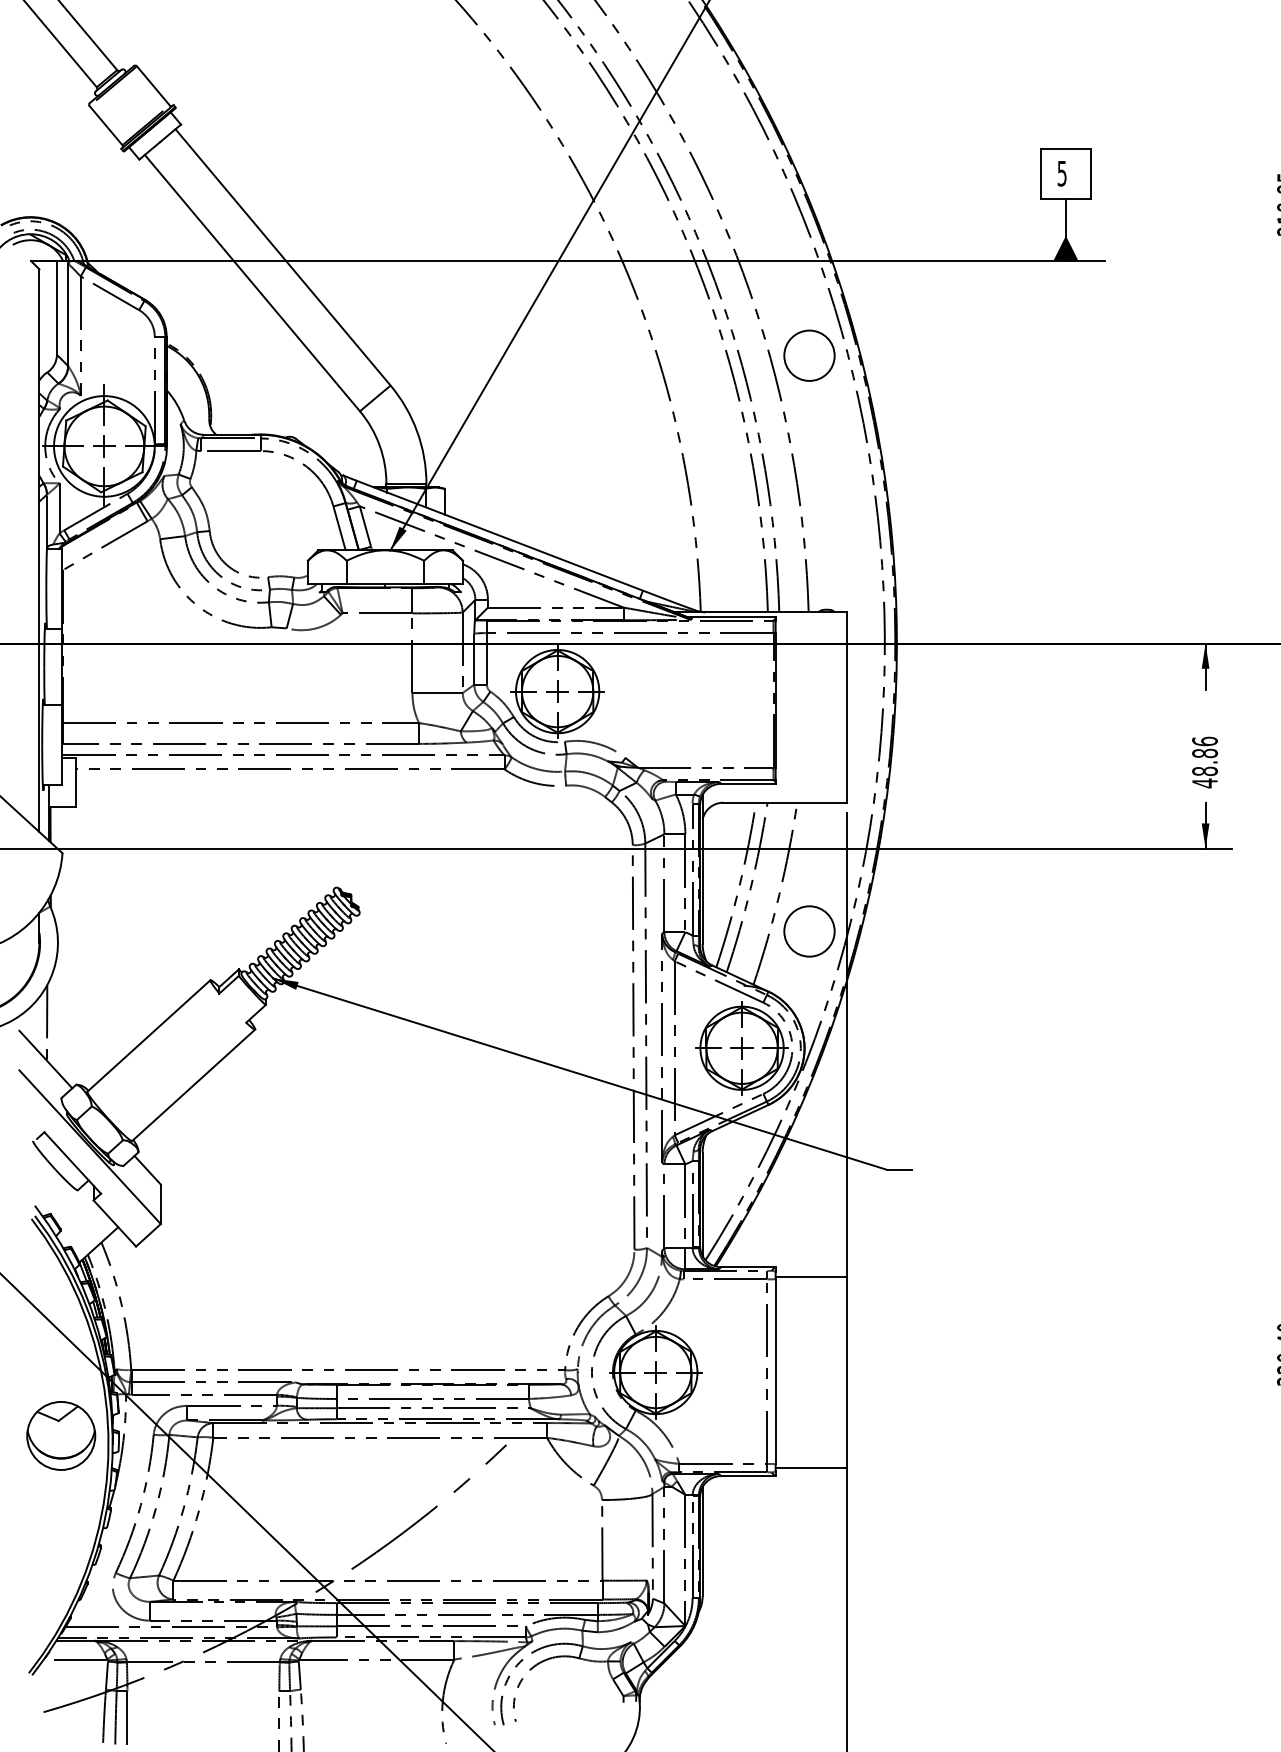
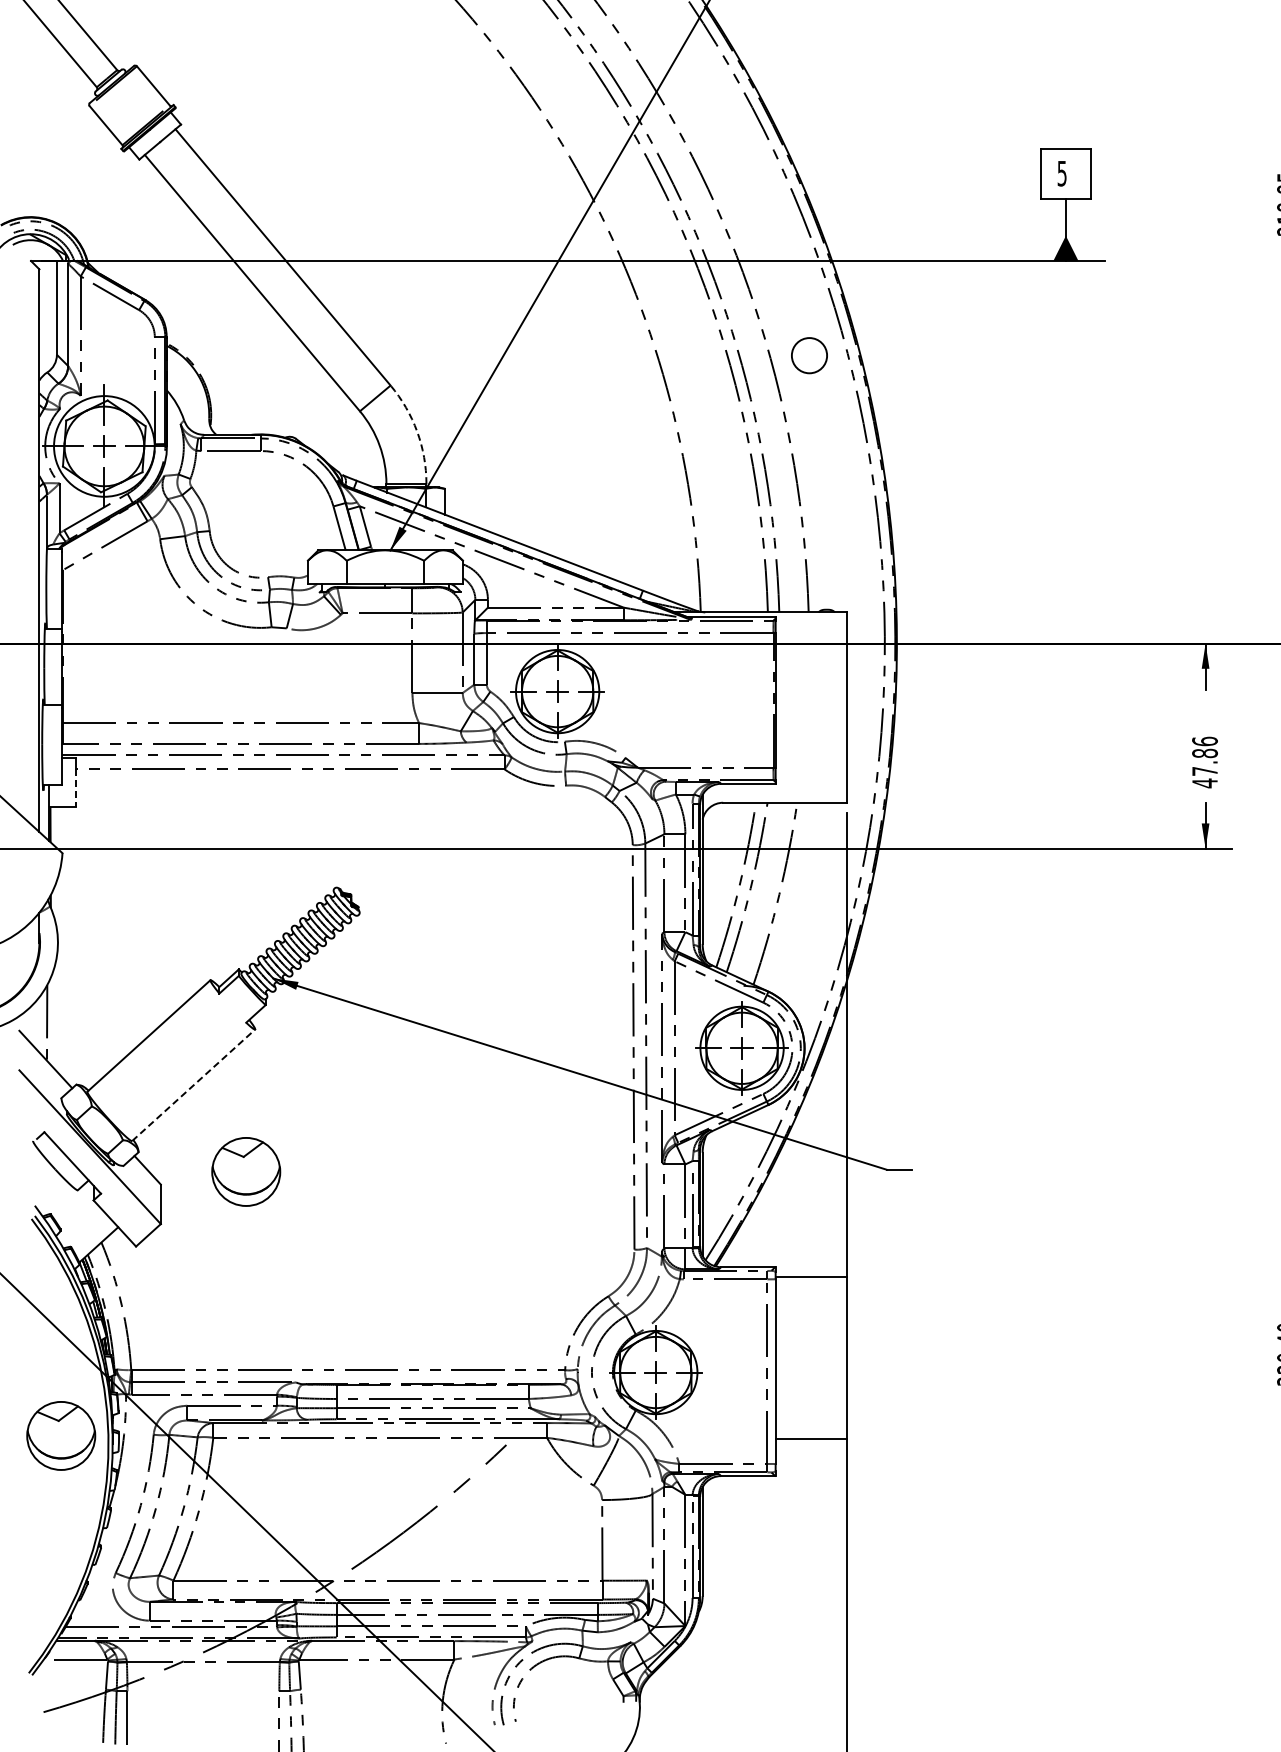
circle size: 53x53 px -> 37x38 px (809, 355)
arc: solid -> dashed (417, 431)
text: 48.86 -> 47.86 (1204, 771)
line: solid -> dashed (76, 788)
circle: present -> none (809, 931)
line: solid -> dashed (194, 1084)
part: none -> present (246, 1171)
line position: (810, 1467) -> (810, 1438) (810, 1438)
